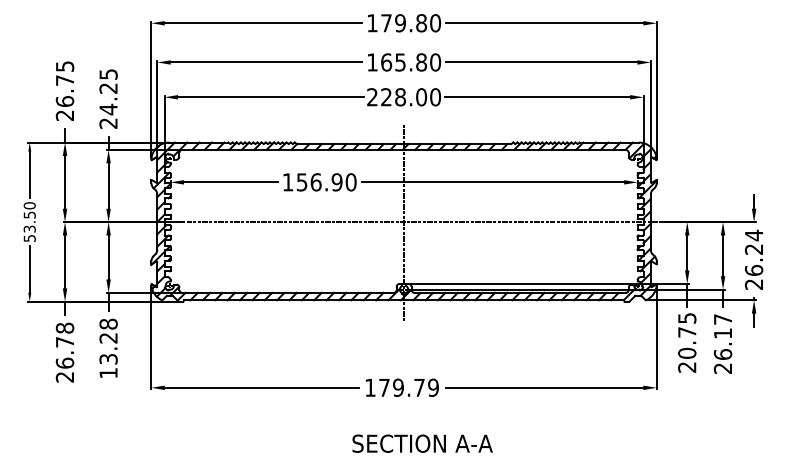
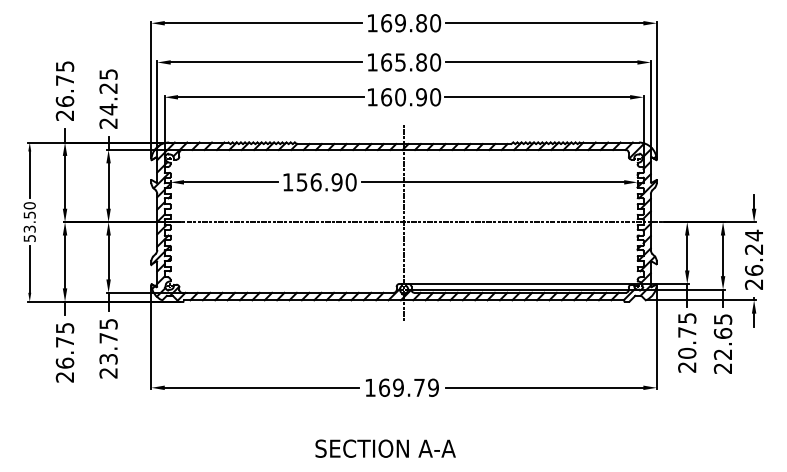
text: 179.80 -> 169.80 (386, 23)
text: 228.00 -> 160.90 (397, 97)
text: 26.78 -> 26.75 (64, 327)
text: 26.17 -> 22.65 (722, 336)
text: 13.28 -> 23.75 (108, 348)
text: 179.79 -> 169.79 (384, 387)
text position: (422, 443) -> (385, 448) (385, 448)
